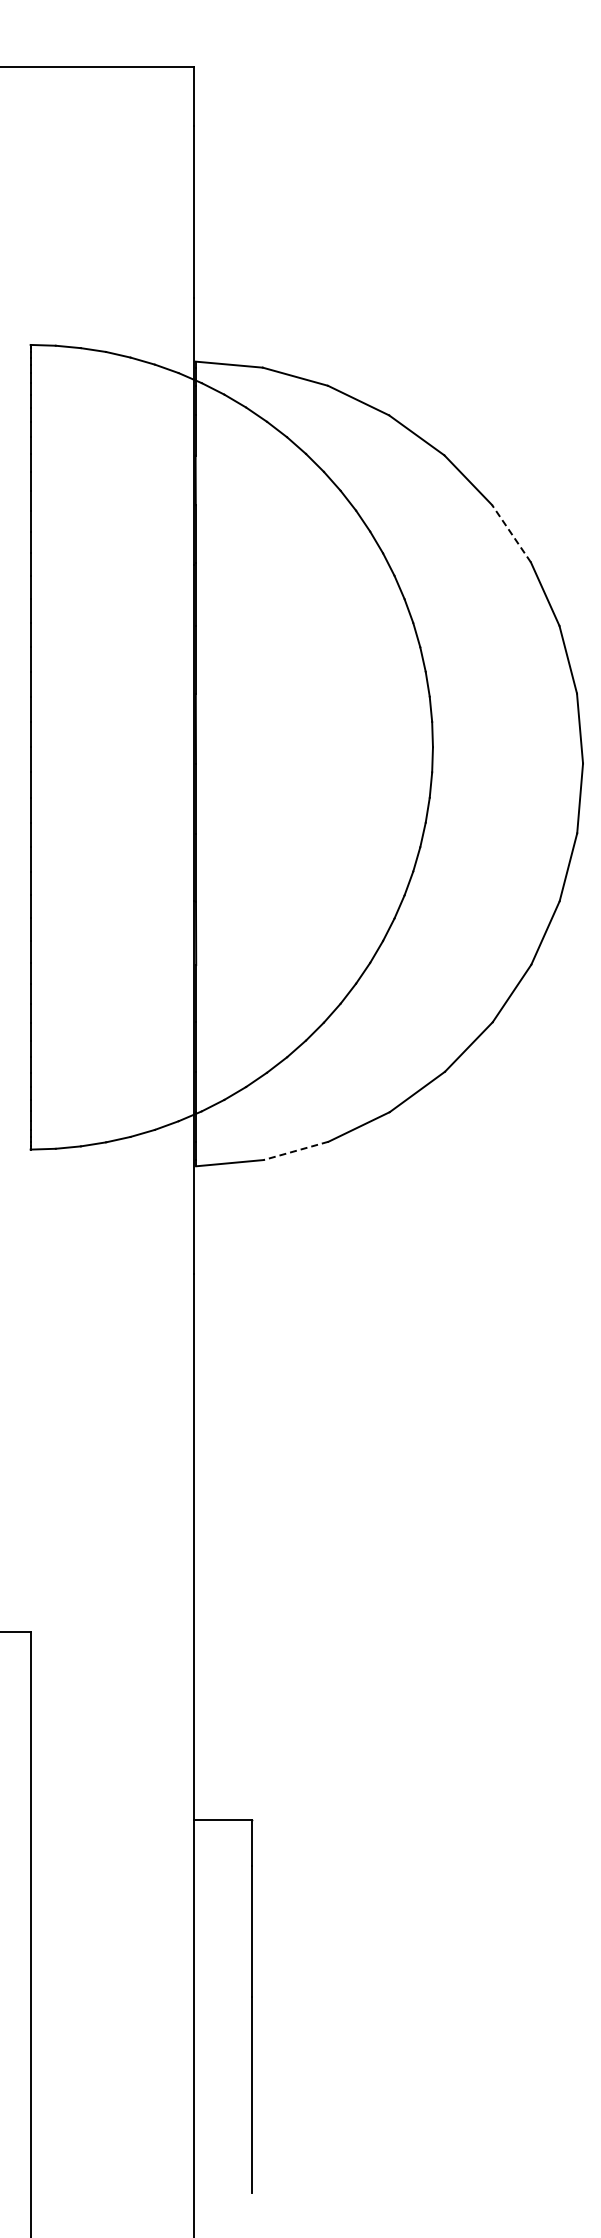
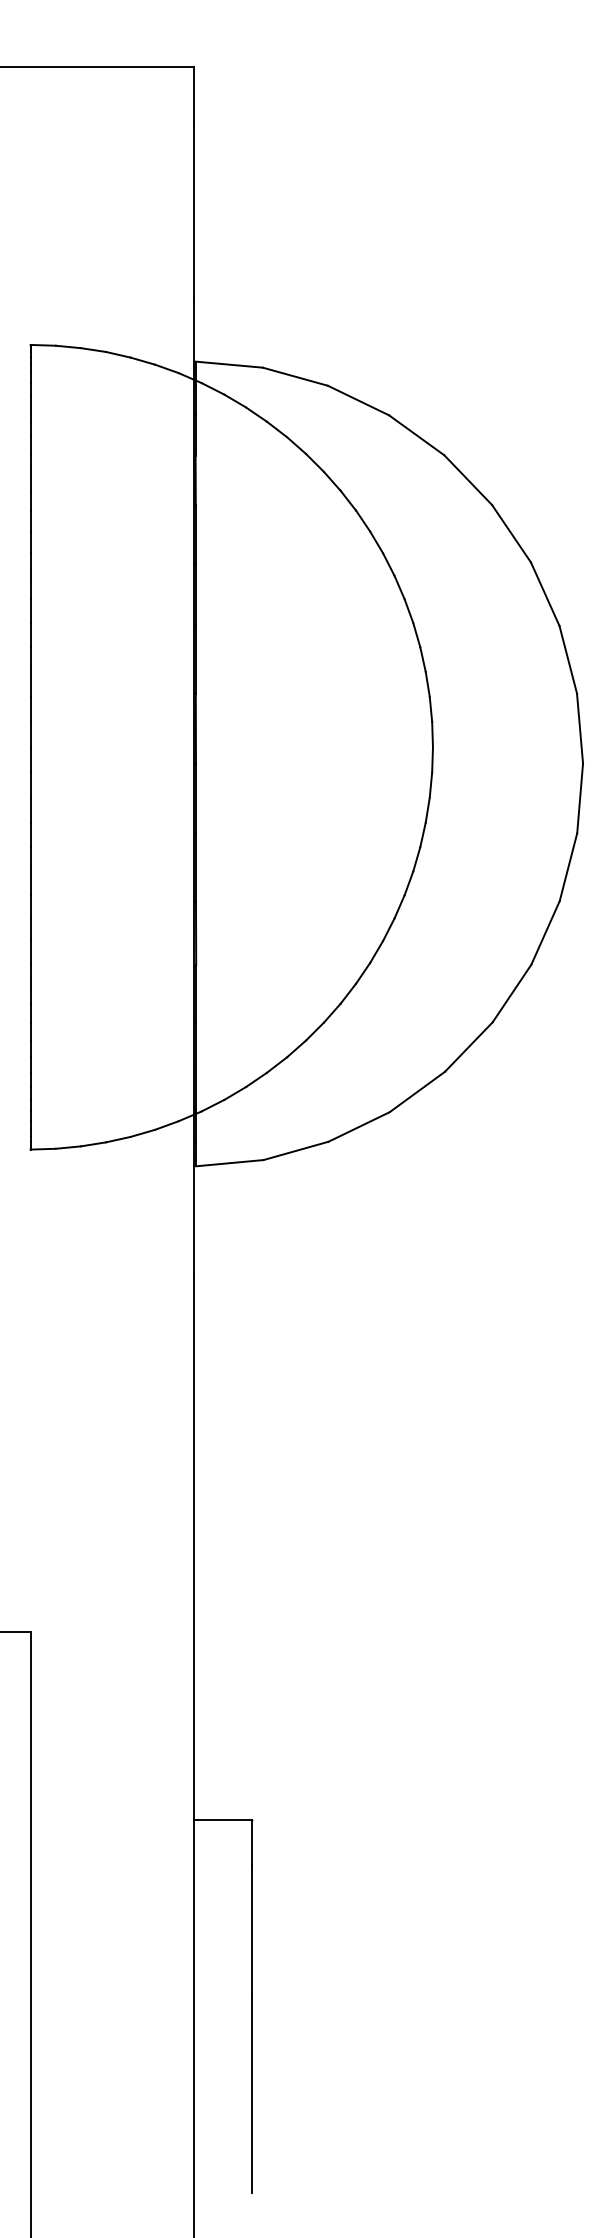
line: dashed -> solid (511, 533)
line: dashed -> solid (296, 1150)
